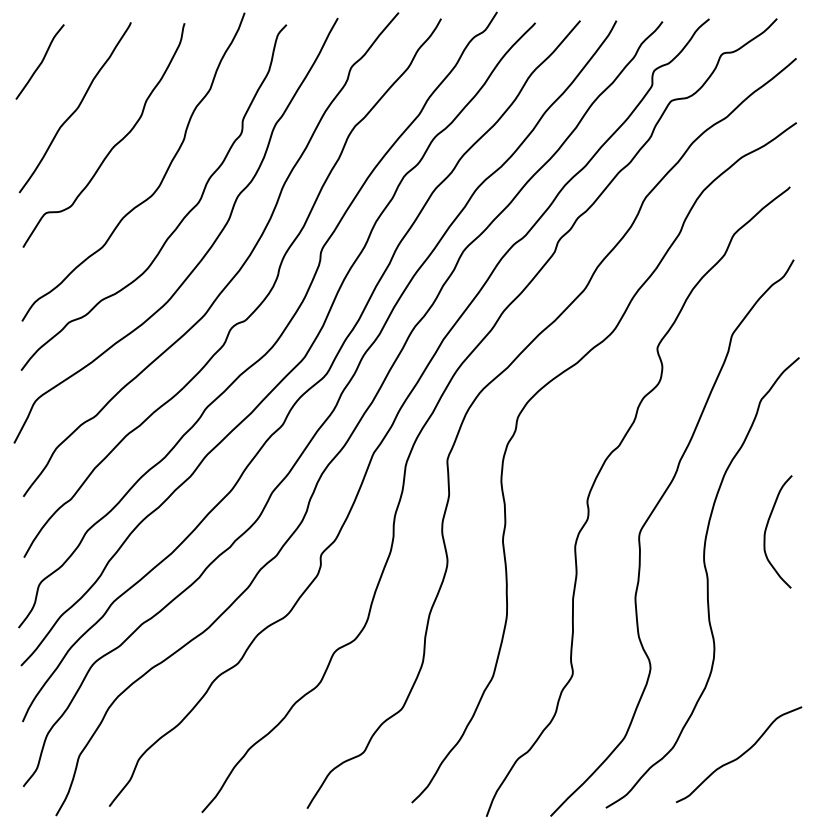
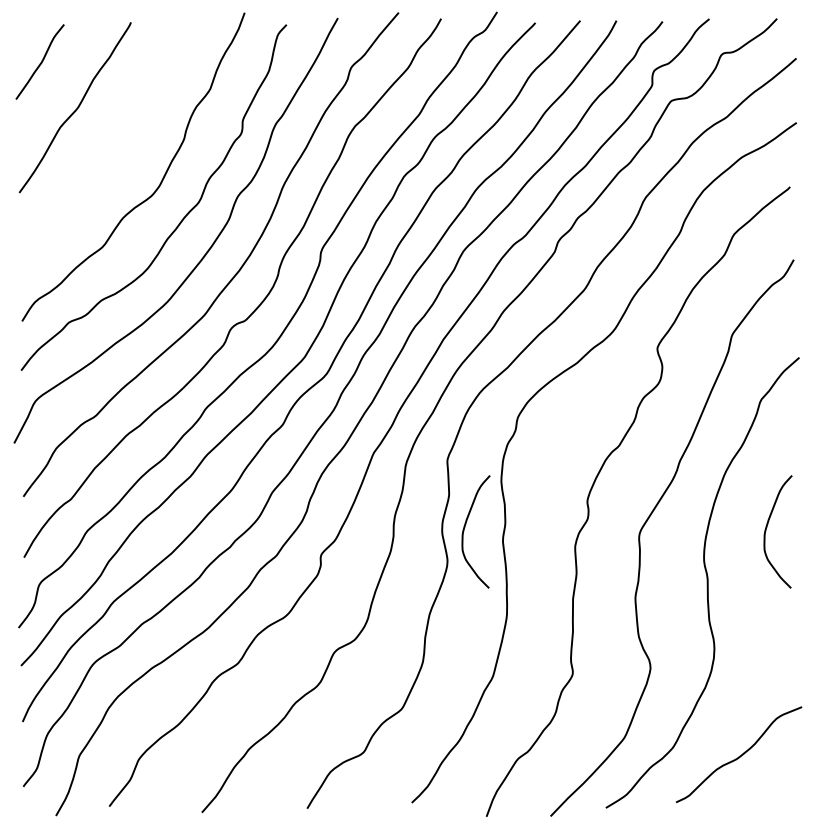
curve: present -> none (113, 145)
curve: none -> present (465, 527)
